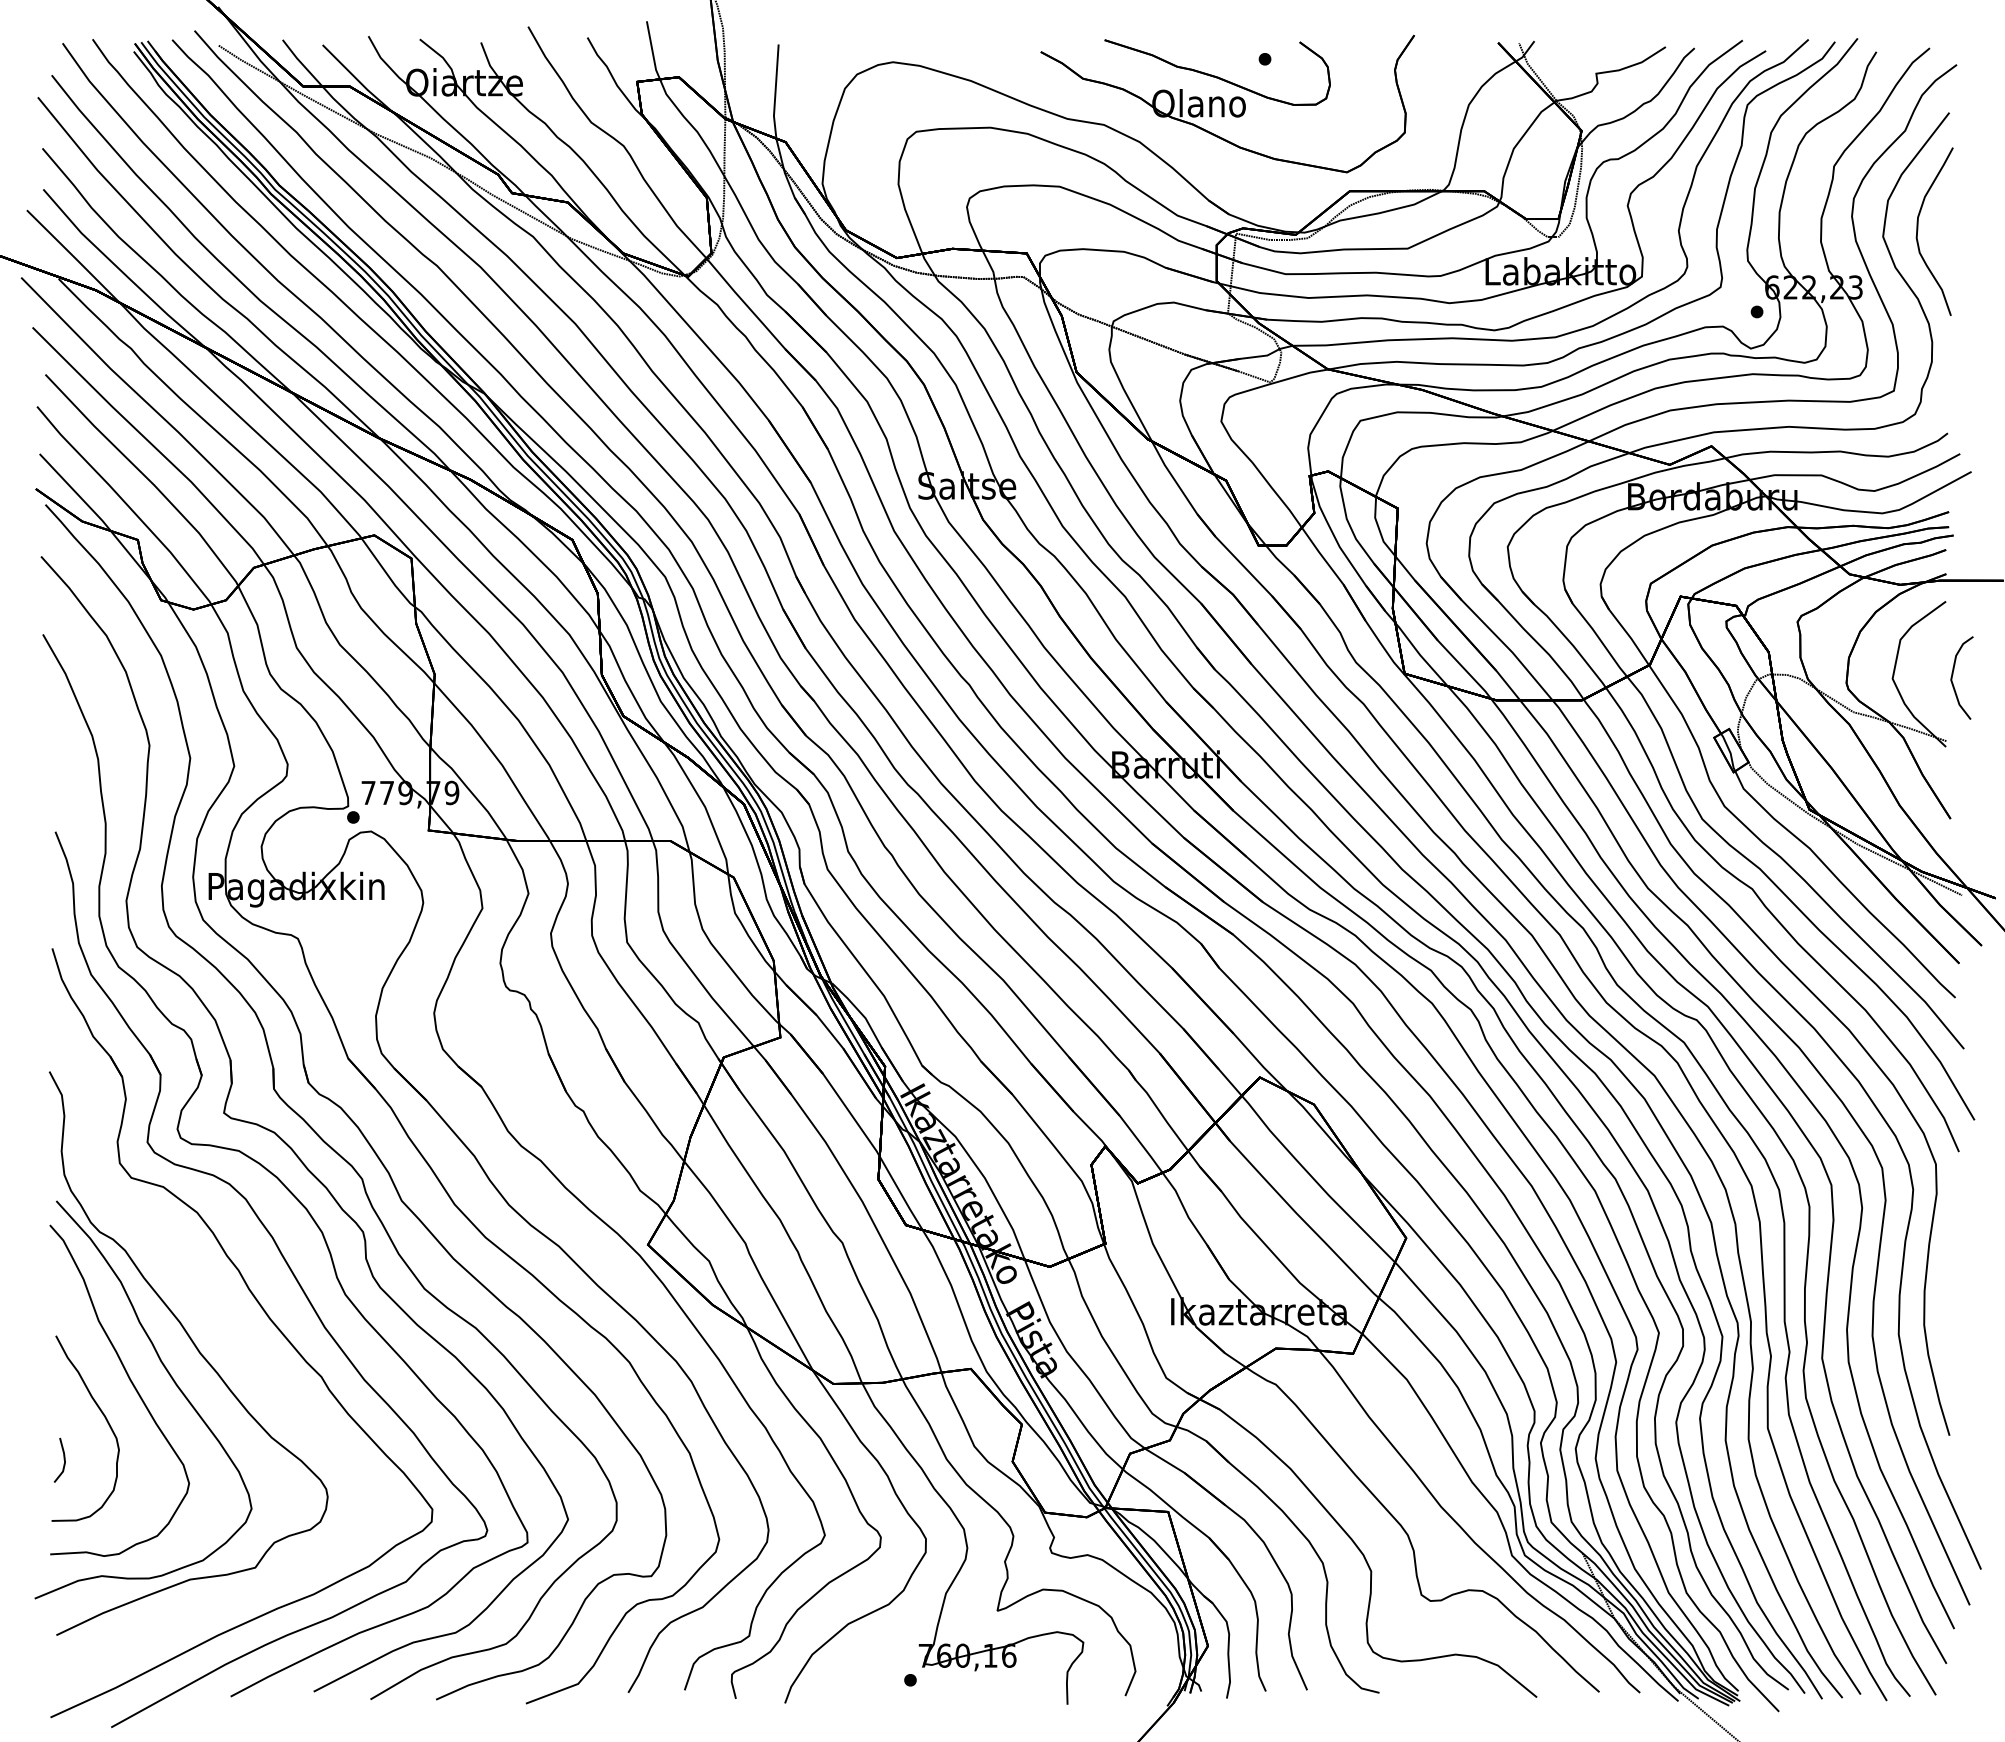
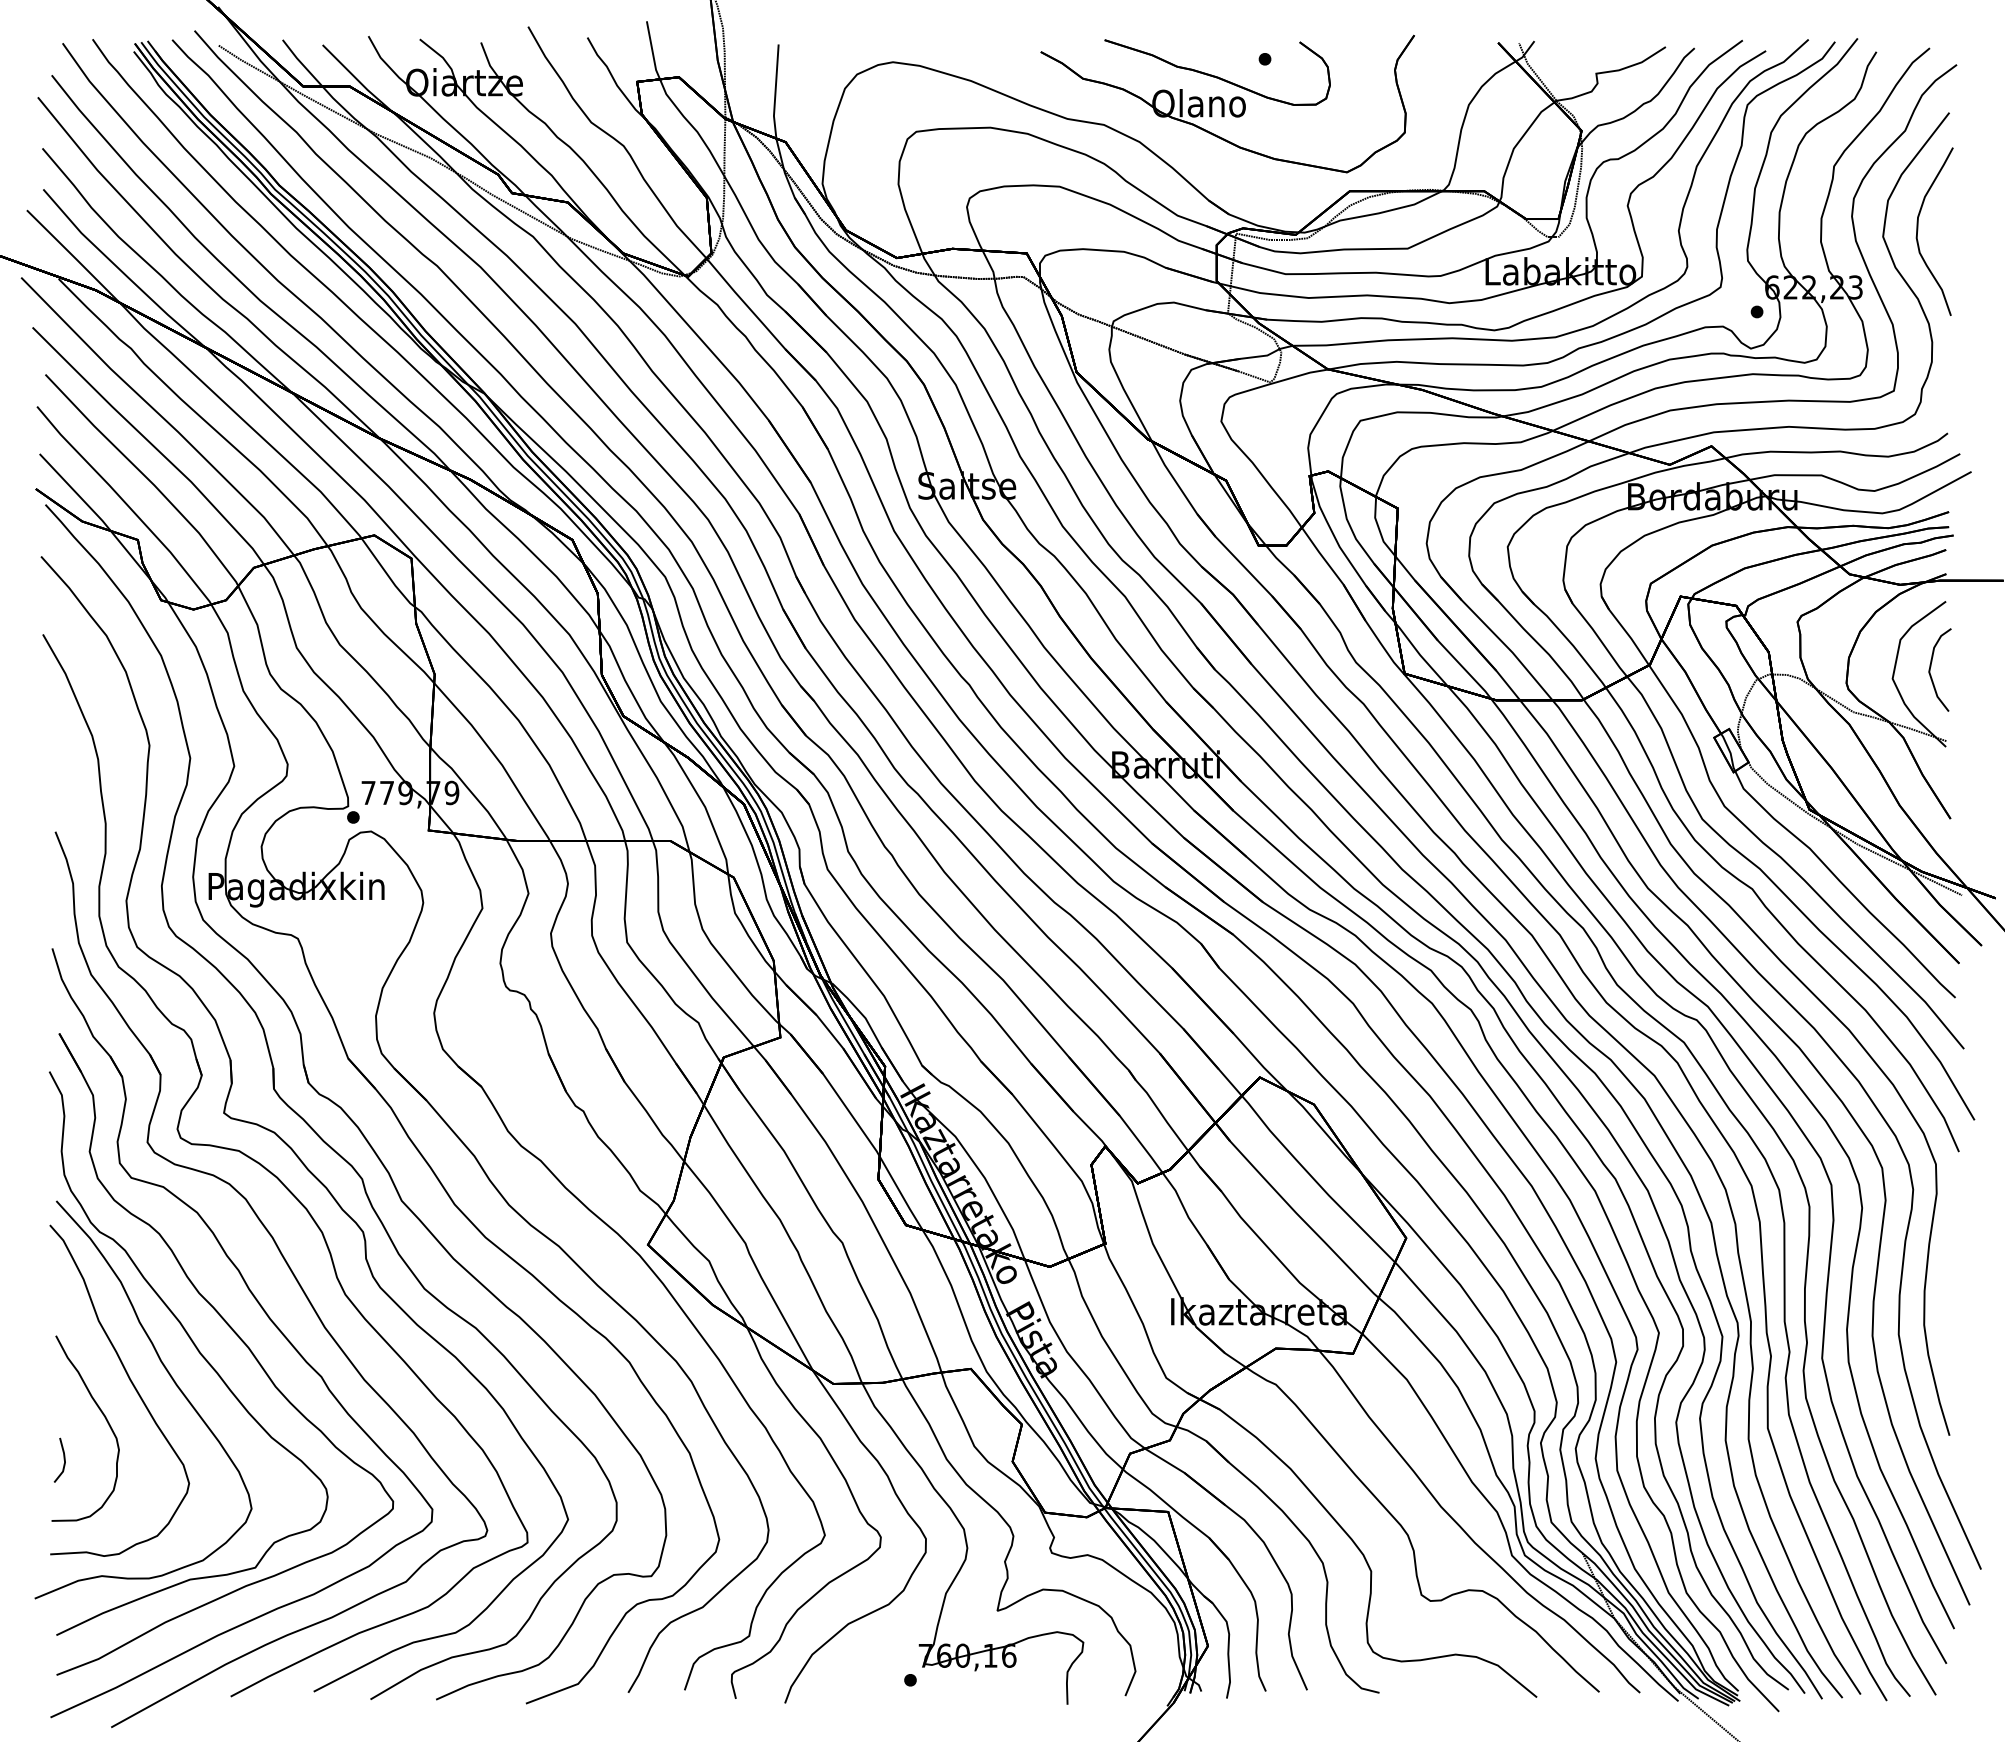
curve position: (1953, 674) -> (1931, 666) (1931, 666)
part: none -> present (240, 1340)
